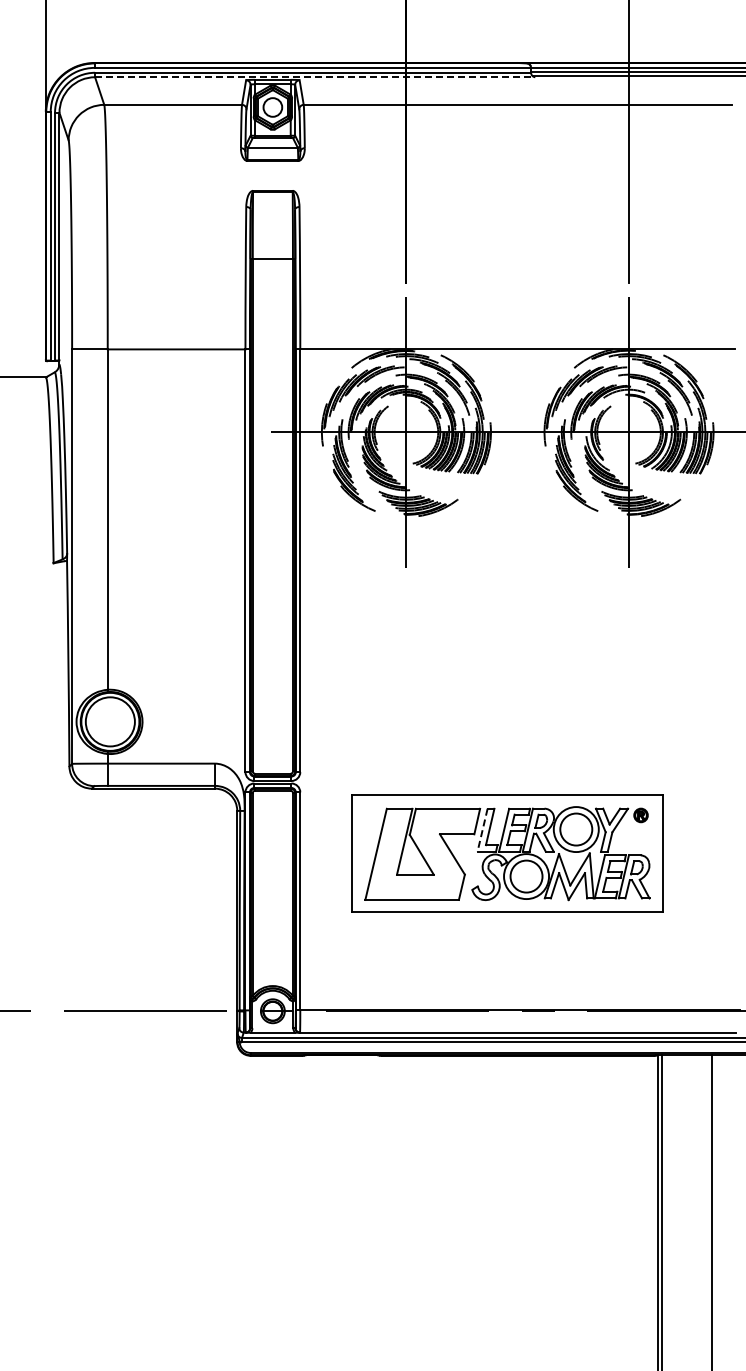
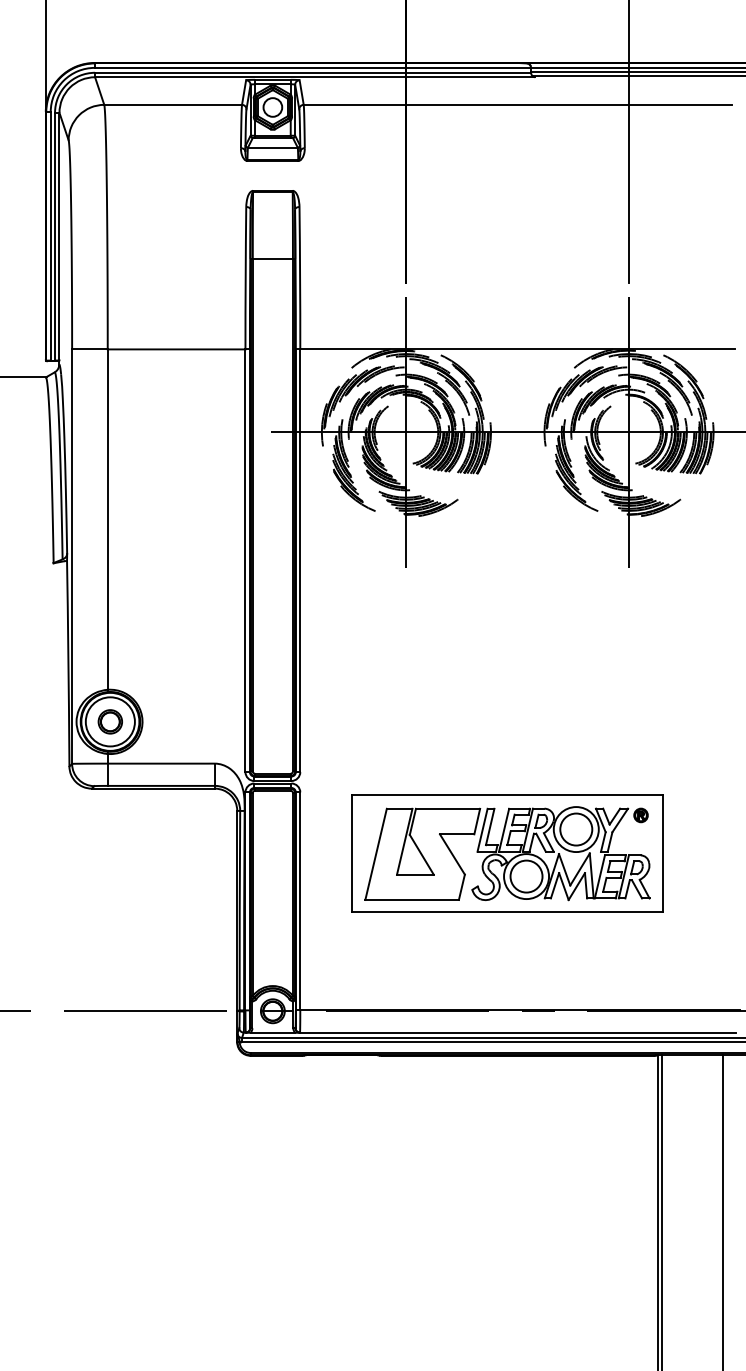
line: dashed -> solid (315, 77)
part: none -> present (109, 721)
line: dashed -> solid (482, 830)
line position: (711, 1211) -> (722, 1211) (722, 1211)
